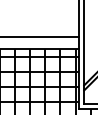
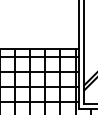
line: present -> none (40, 37)
